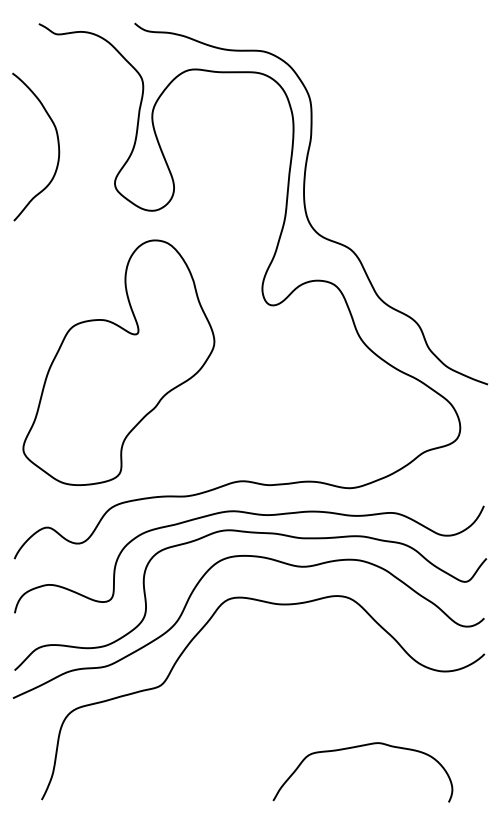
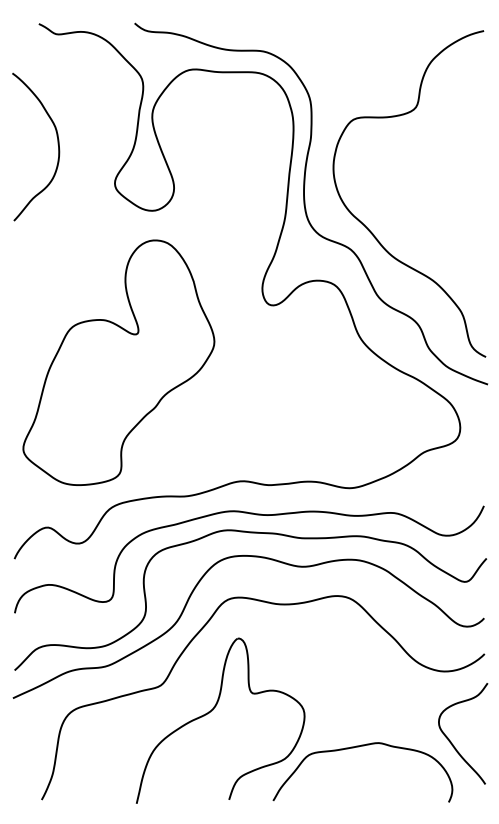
curve: none -> present (371, 231)
part: none -> present (213, 710)
curve: none -> present (451, 741)
